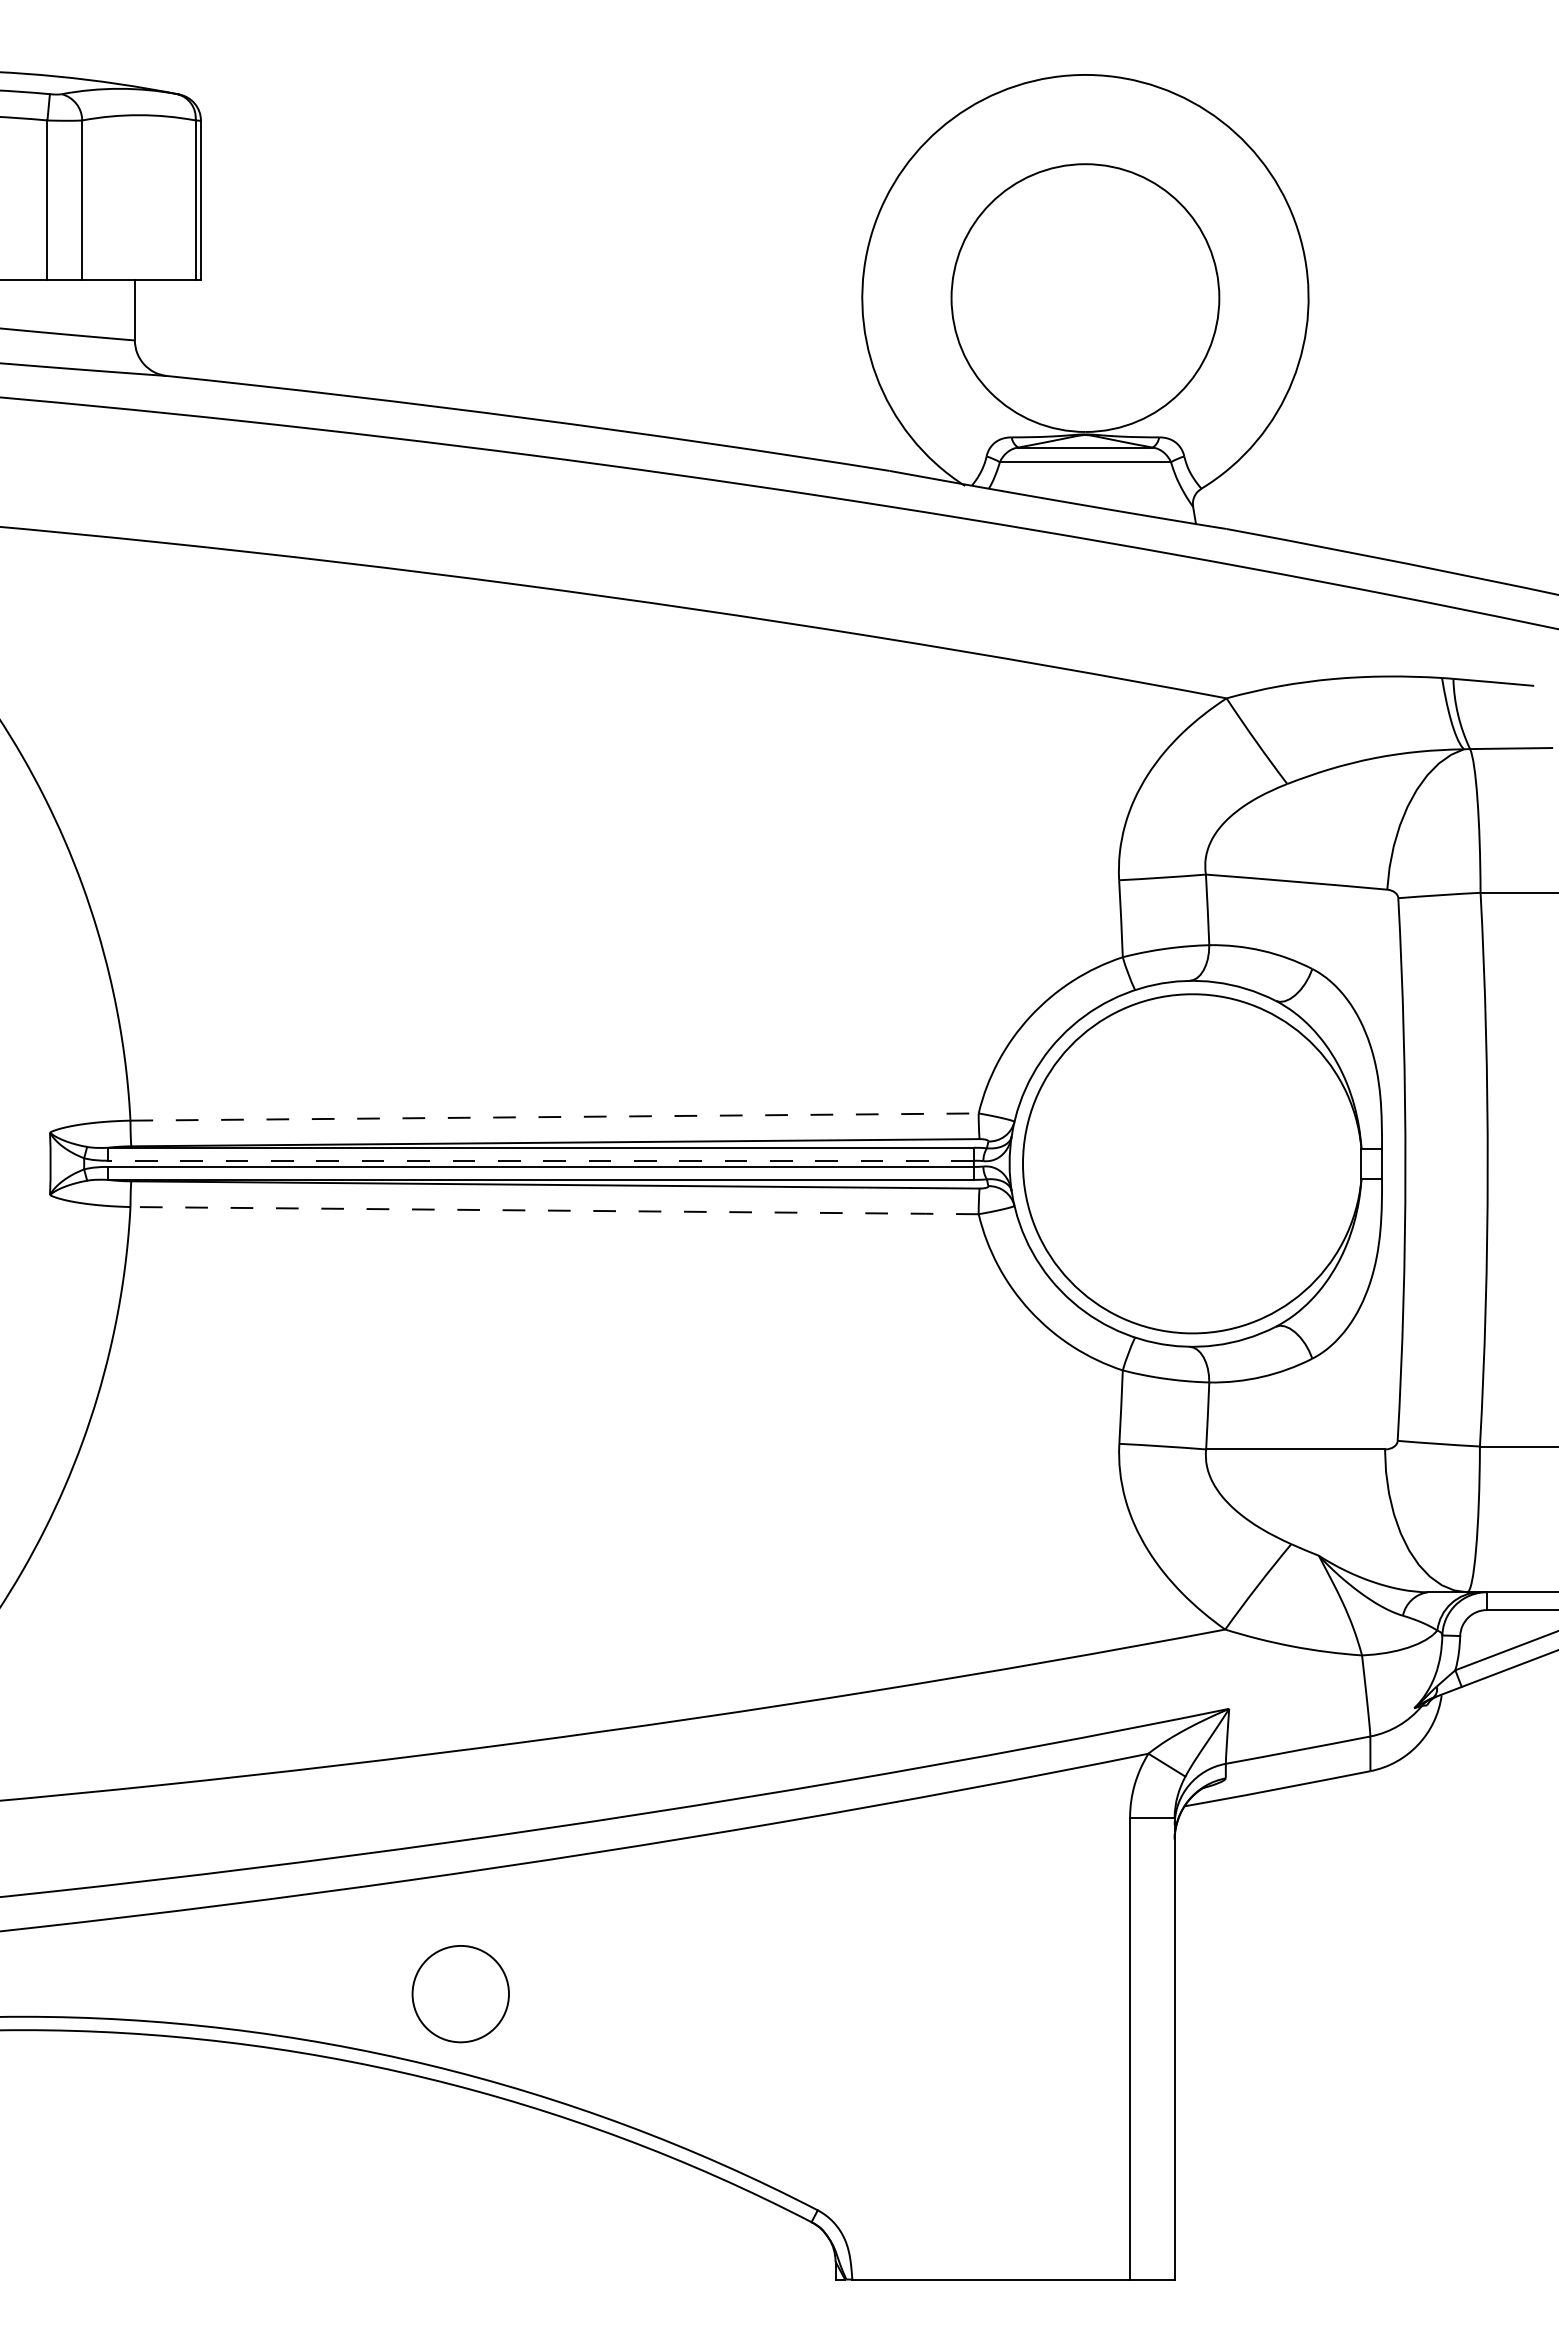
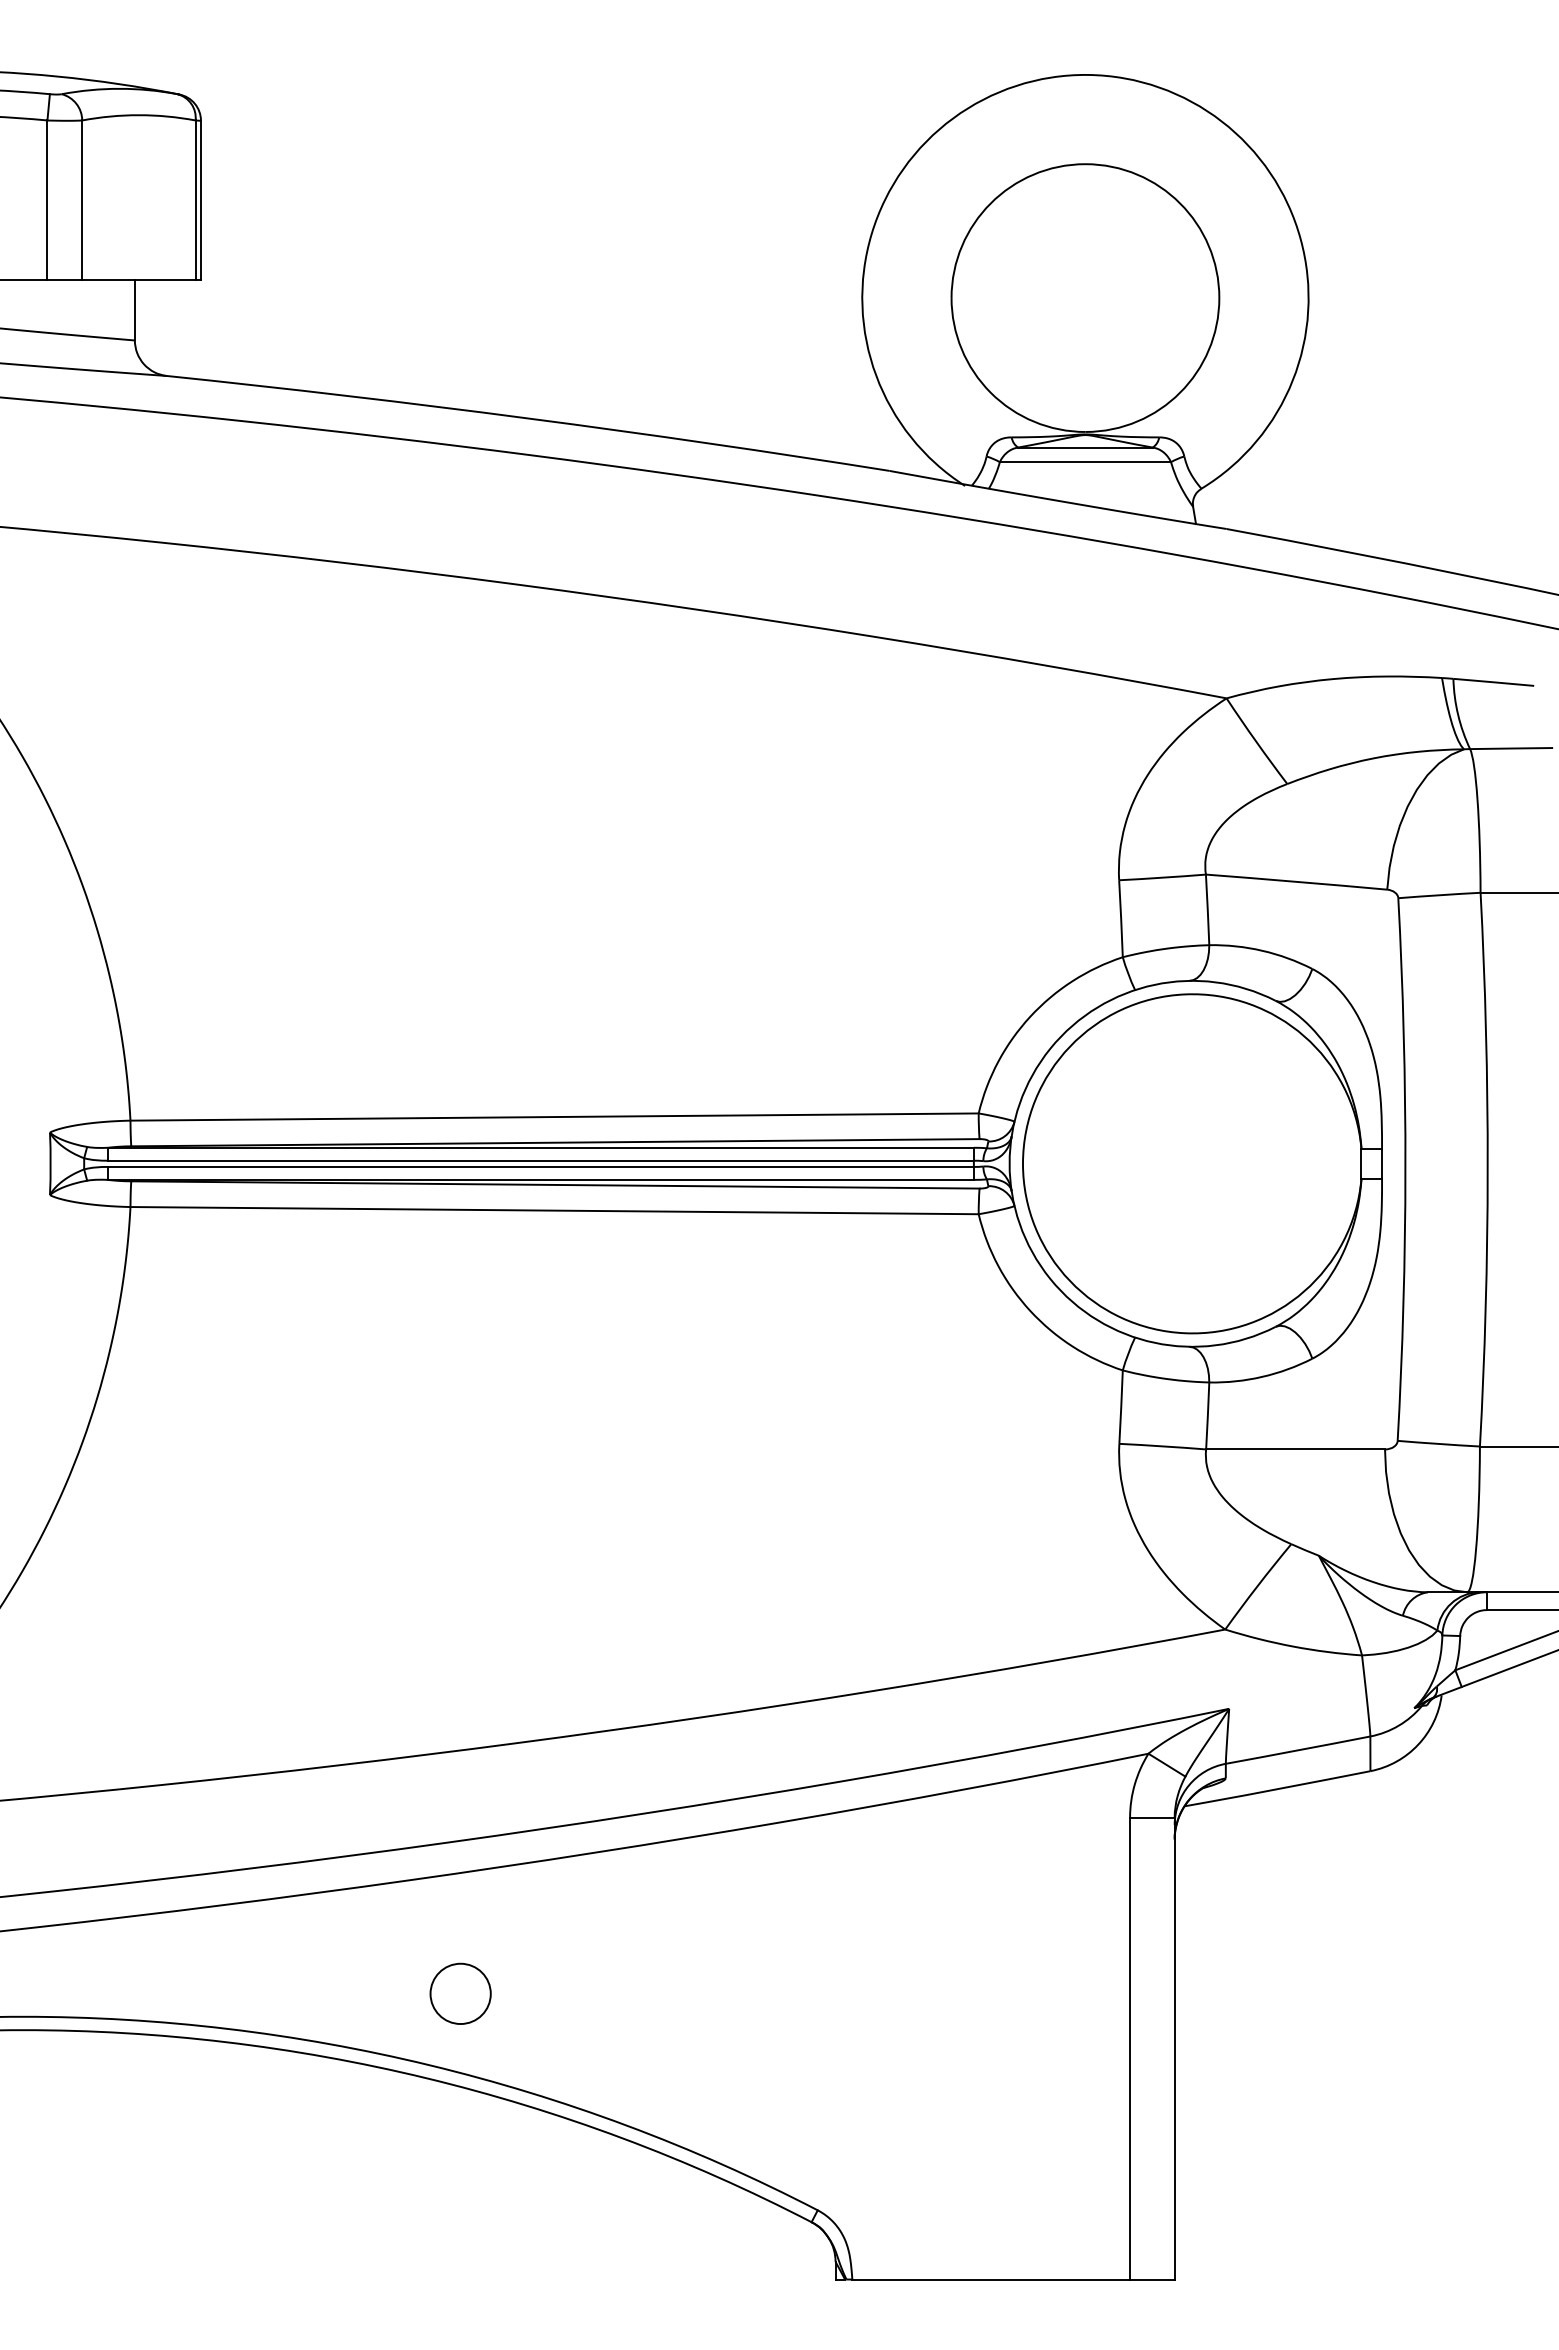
line: dashed -> solid (552, 1117)
line: dashed -> solid (540, 1160)
line: dashed -> solid (556, 1210)
circle size: 99x99 px -> 63x63 px (460, 1993)
